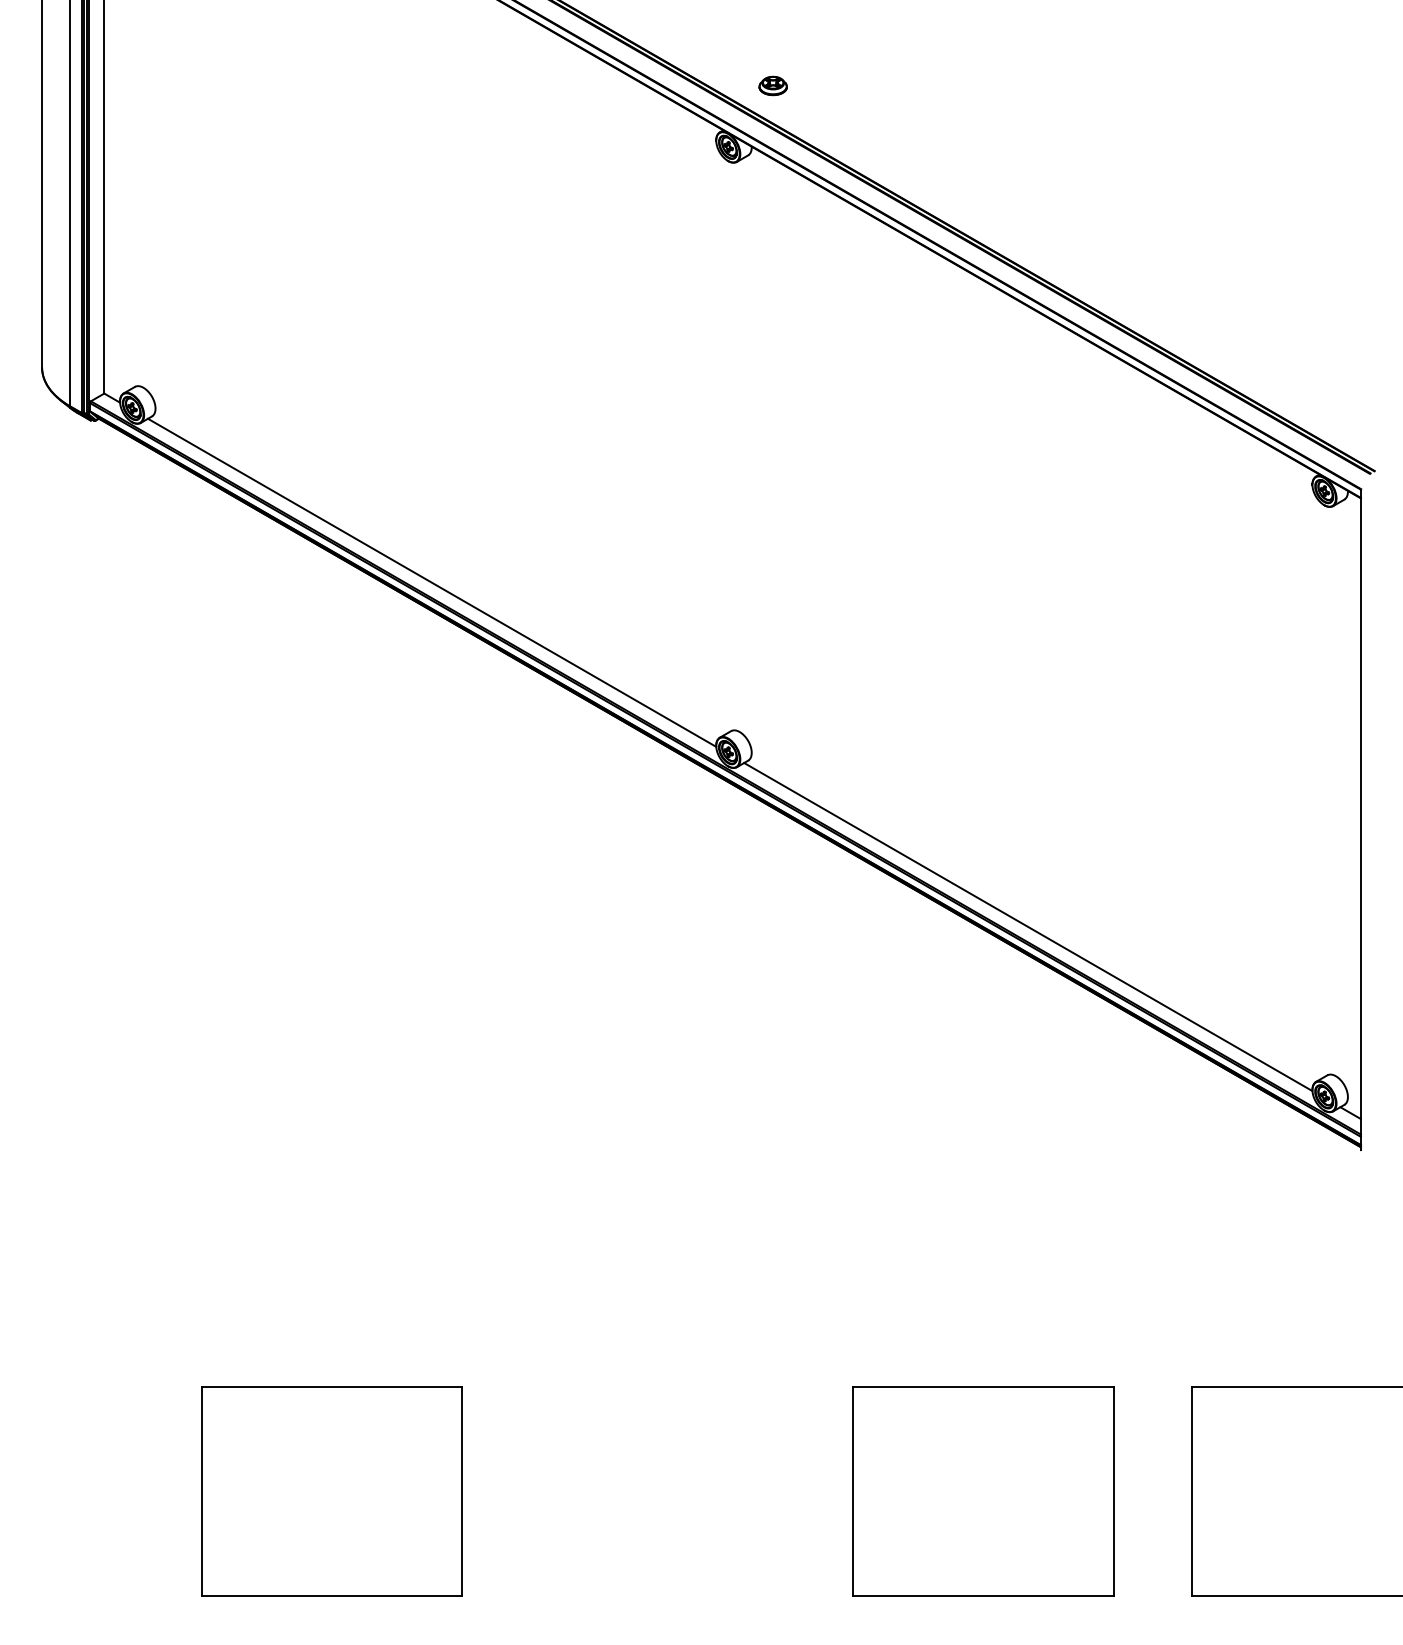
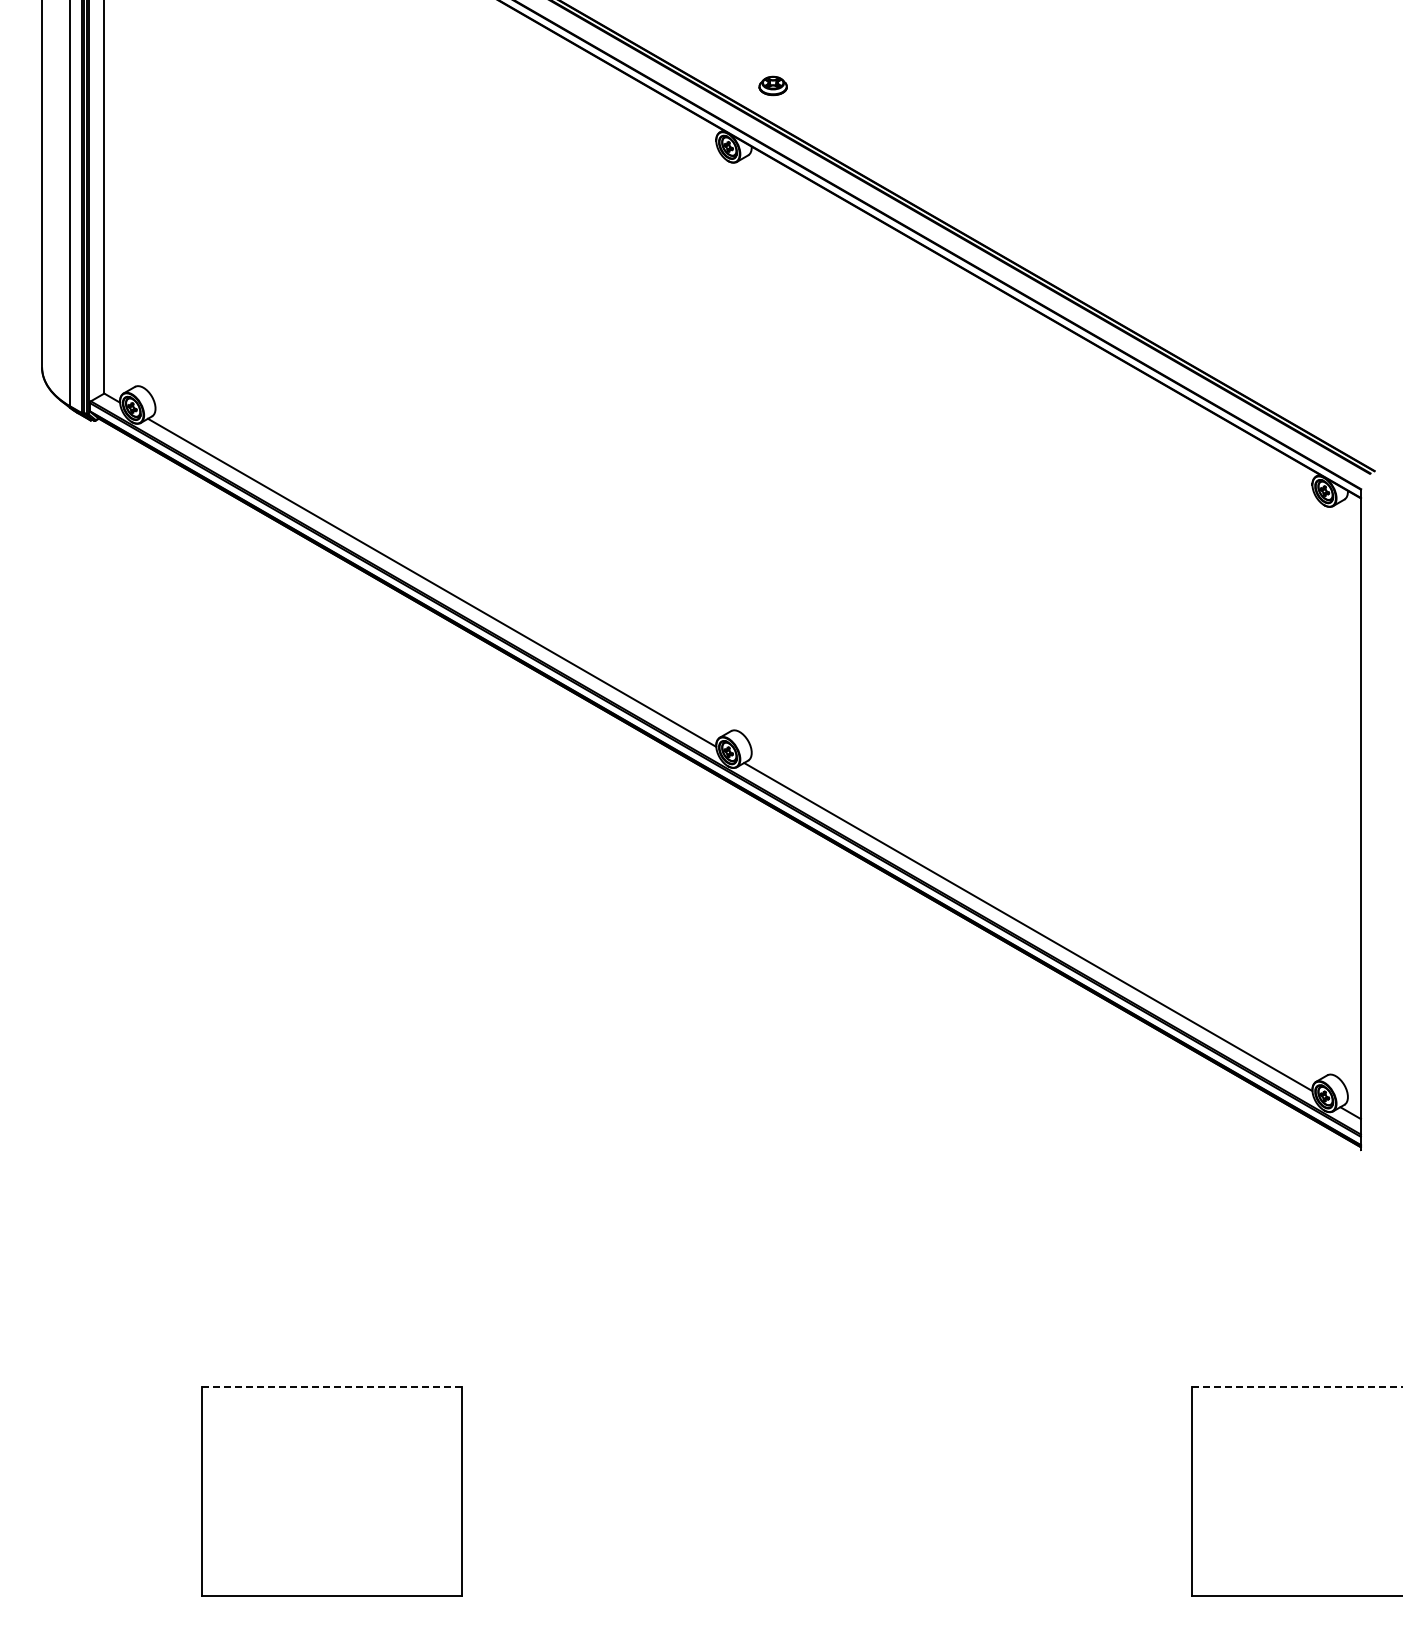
line: solid -> dashed (332, 1387)
line: solid -> dashed (1297, 1387)
part: present -> none (983, 1491)
